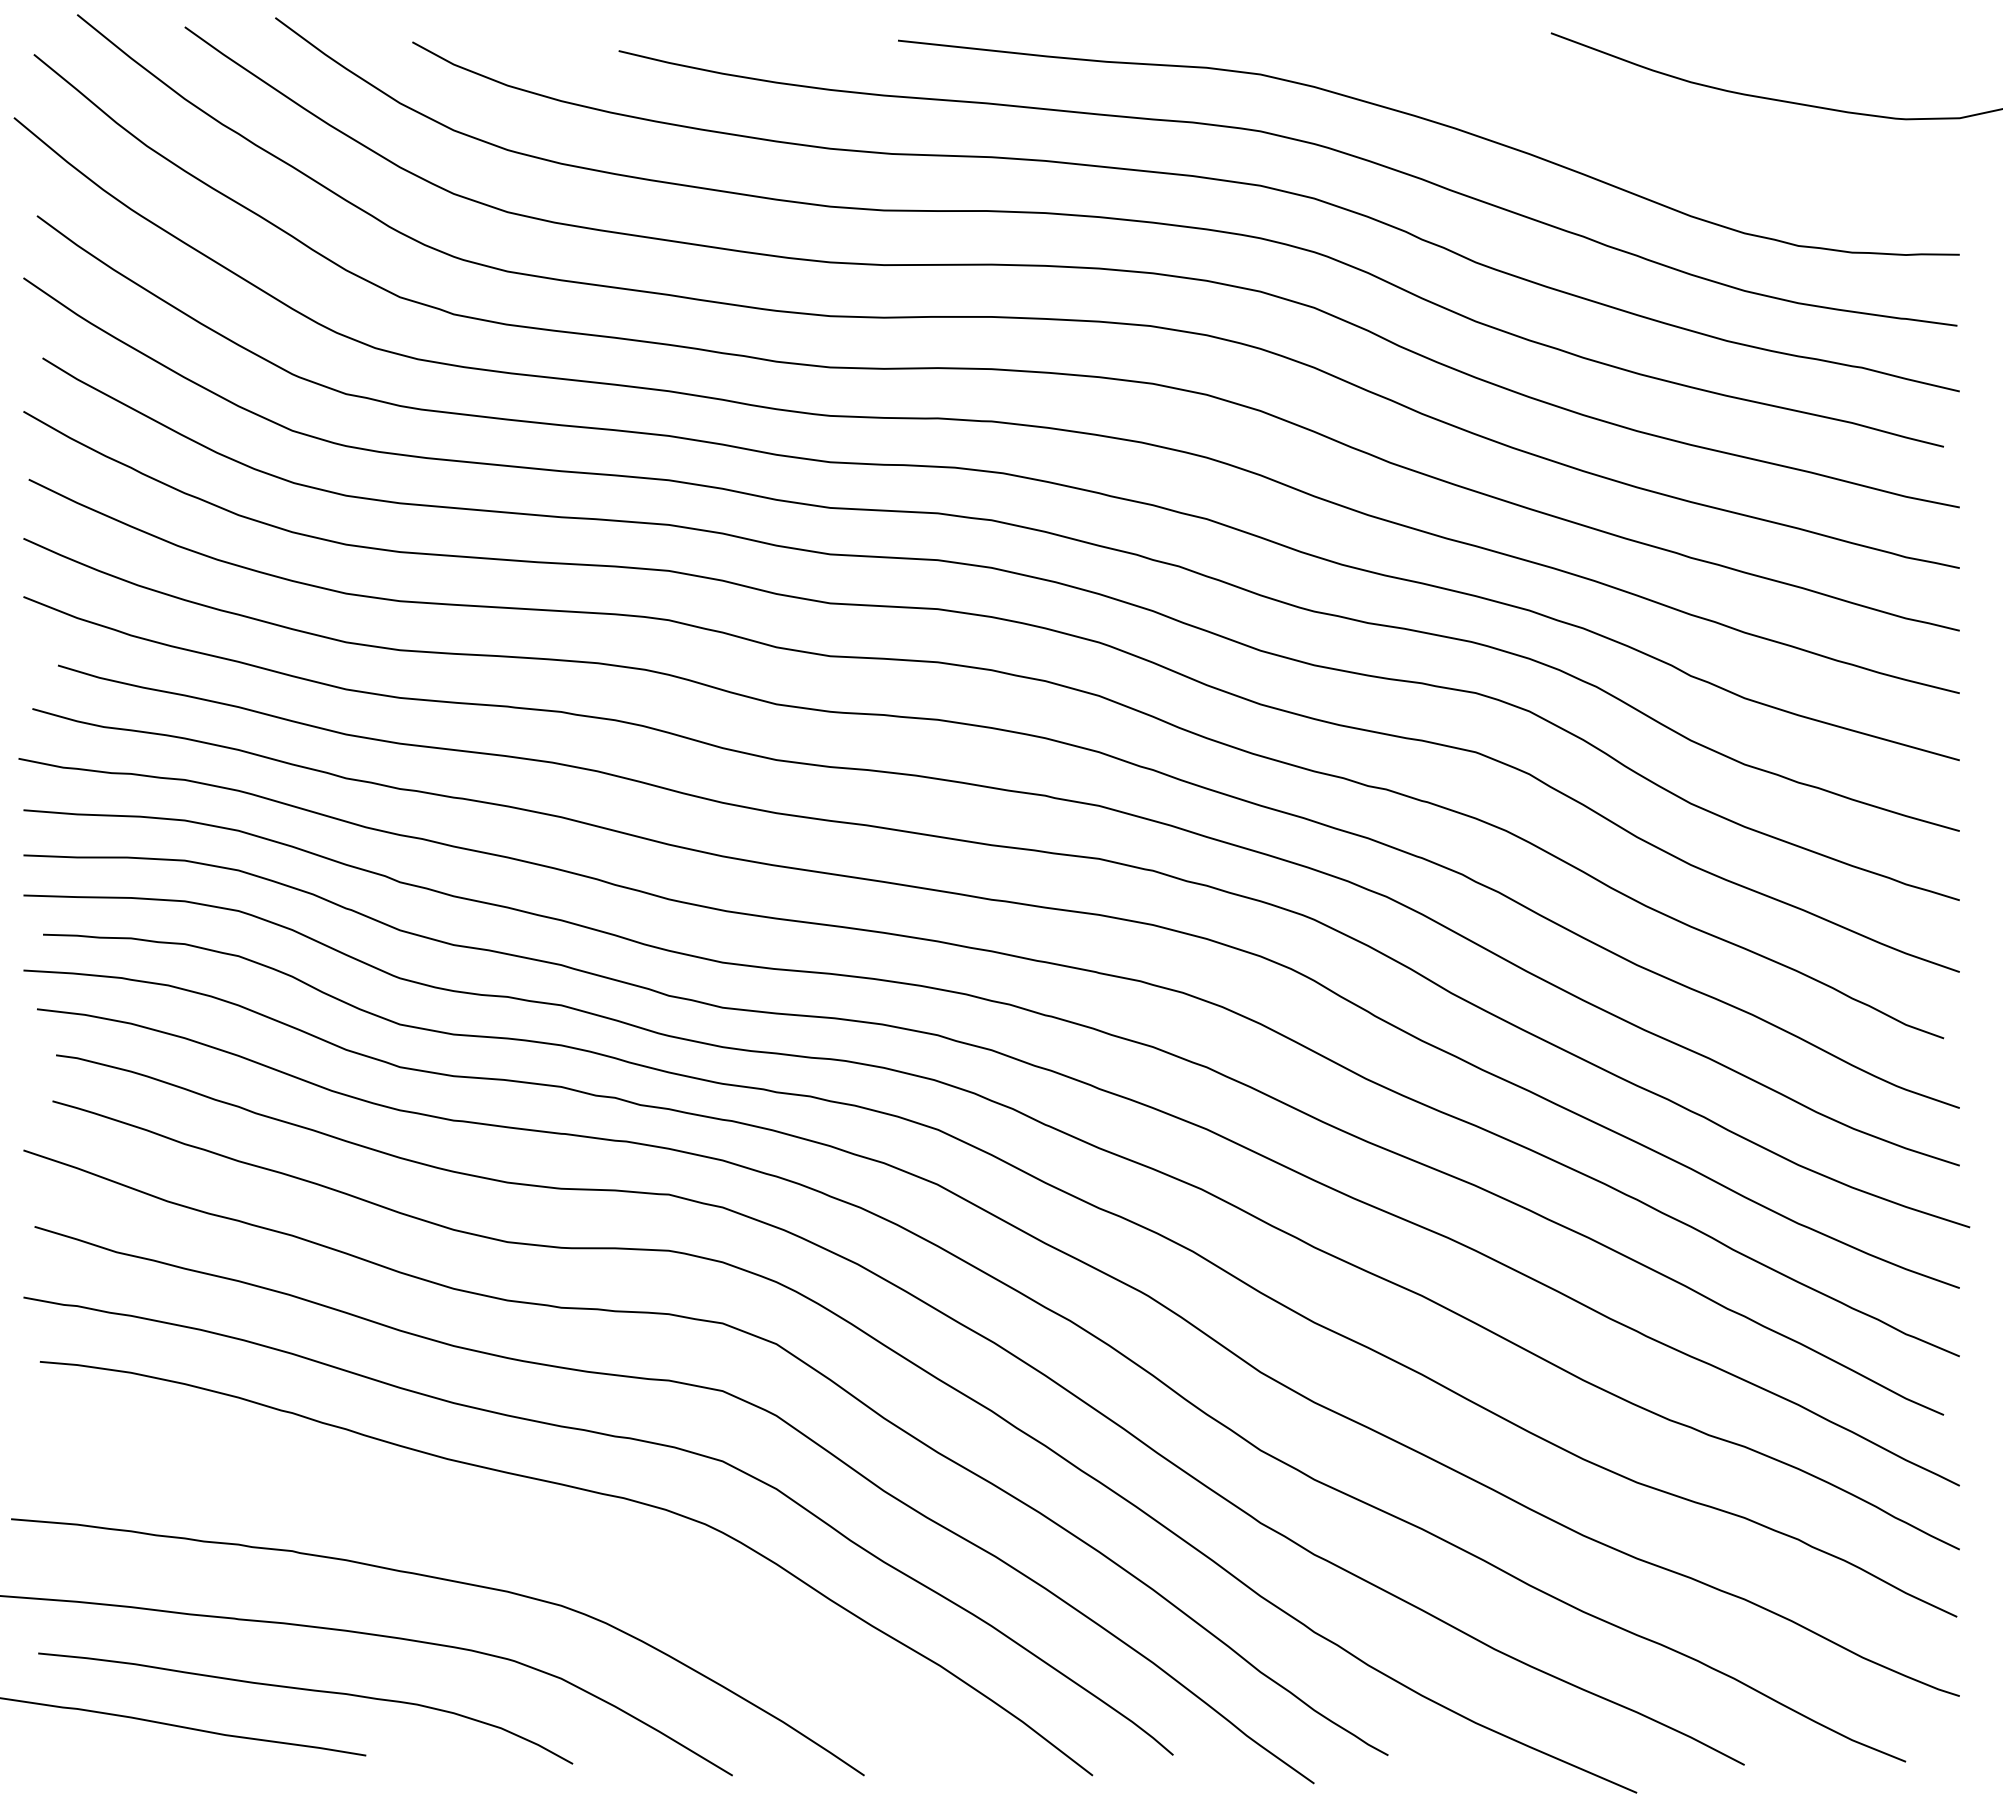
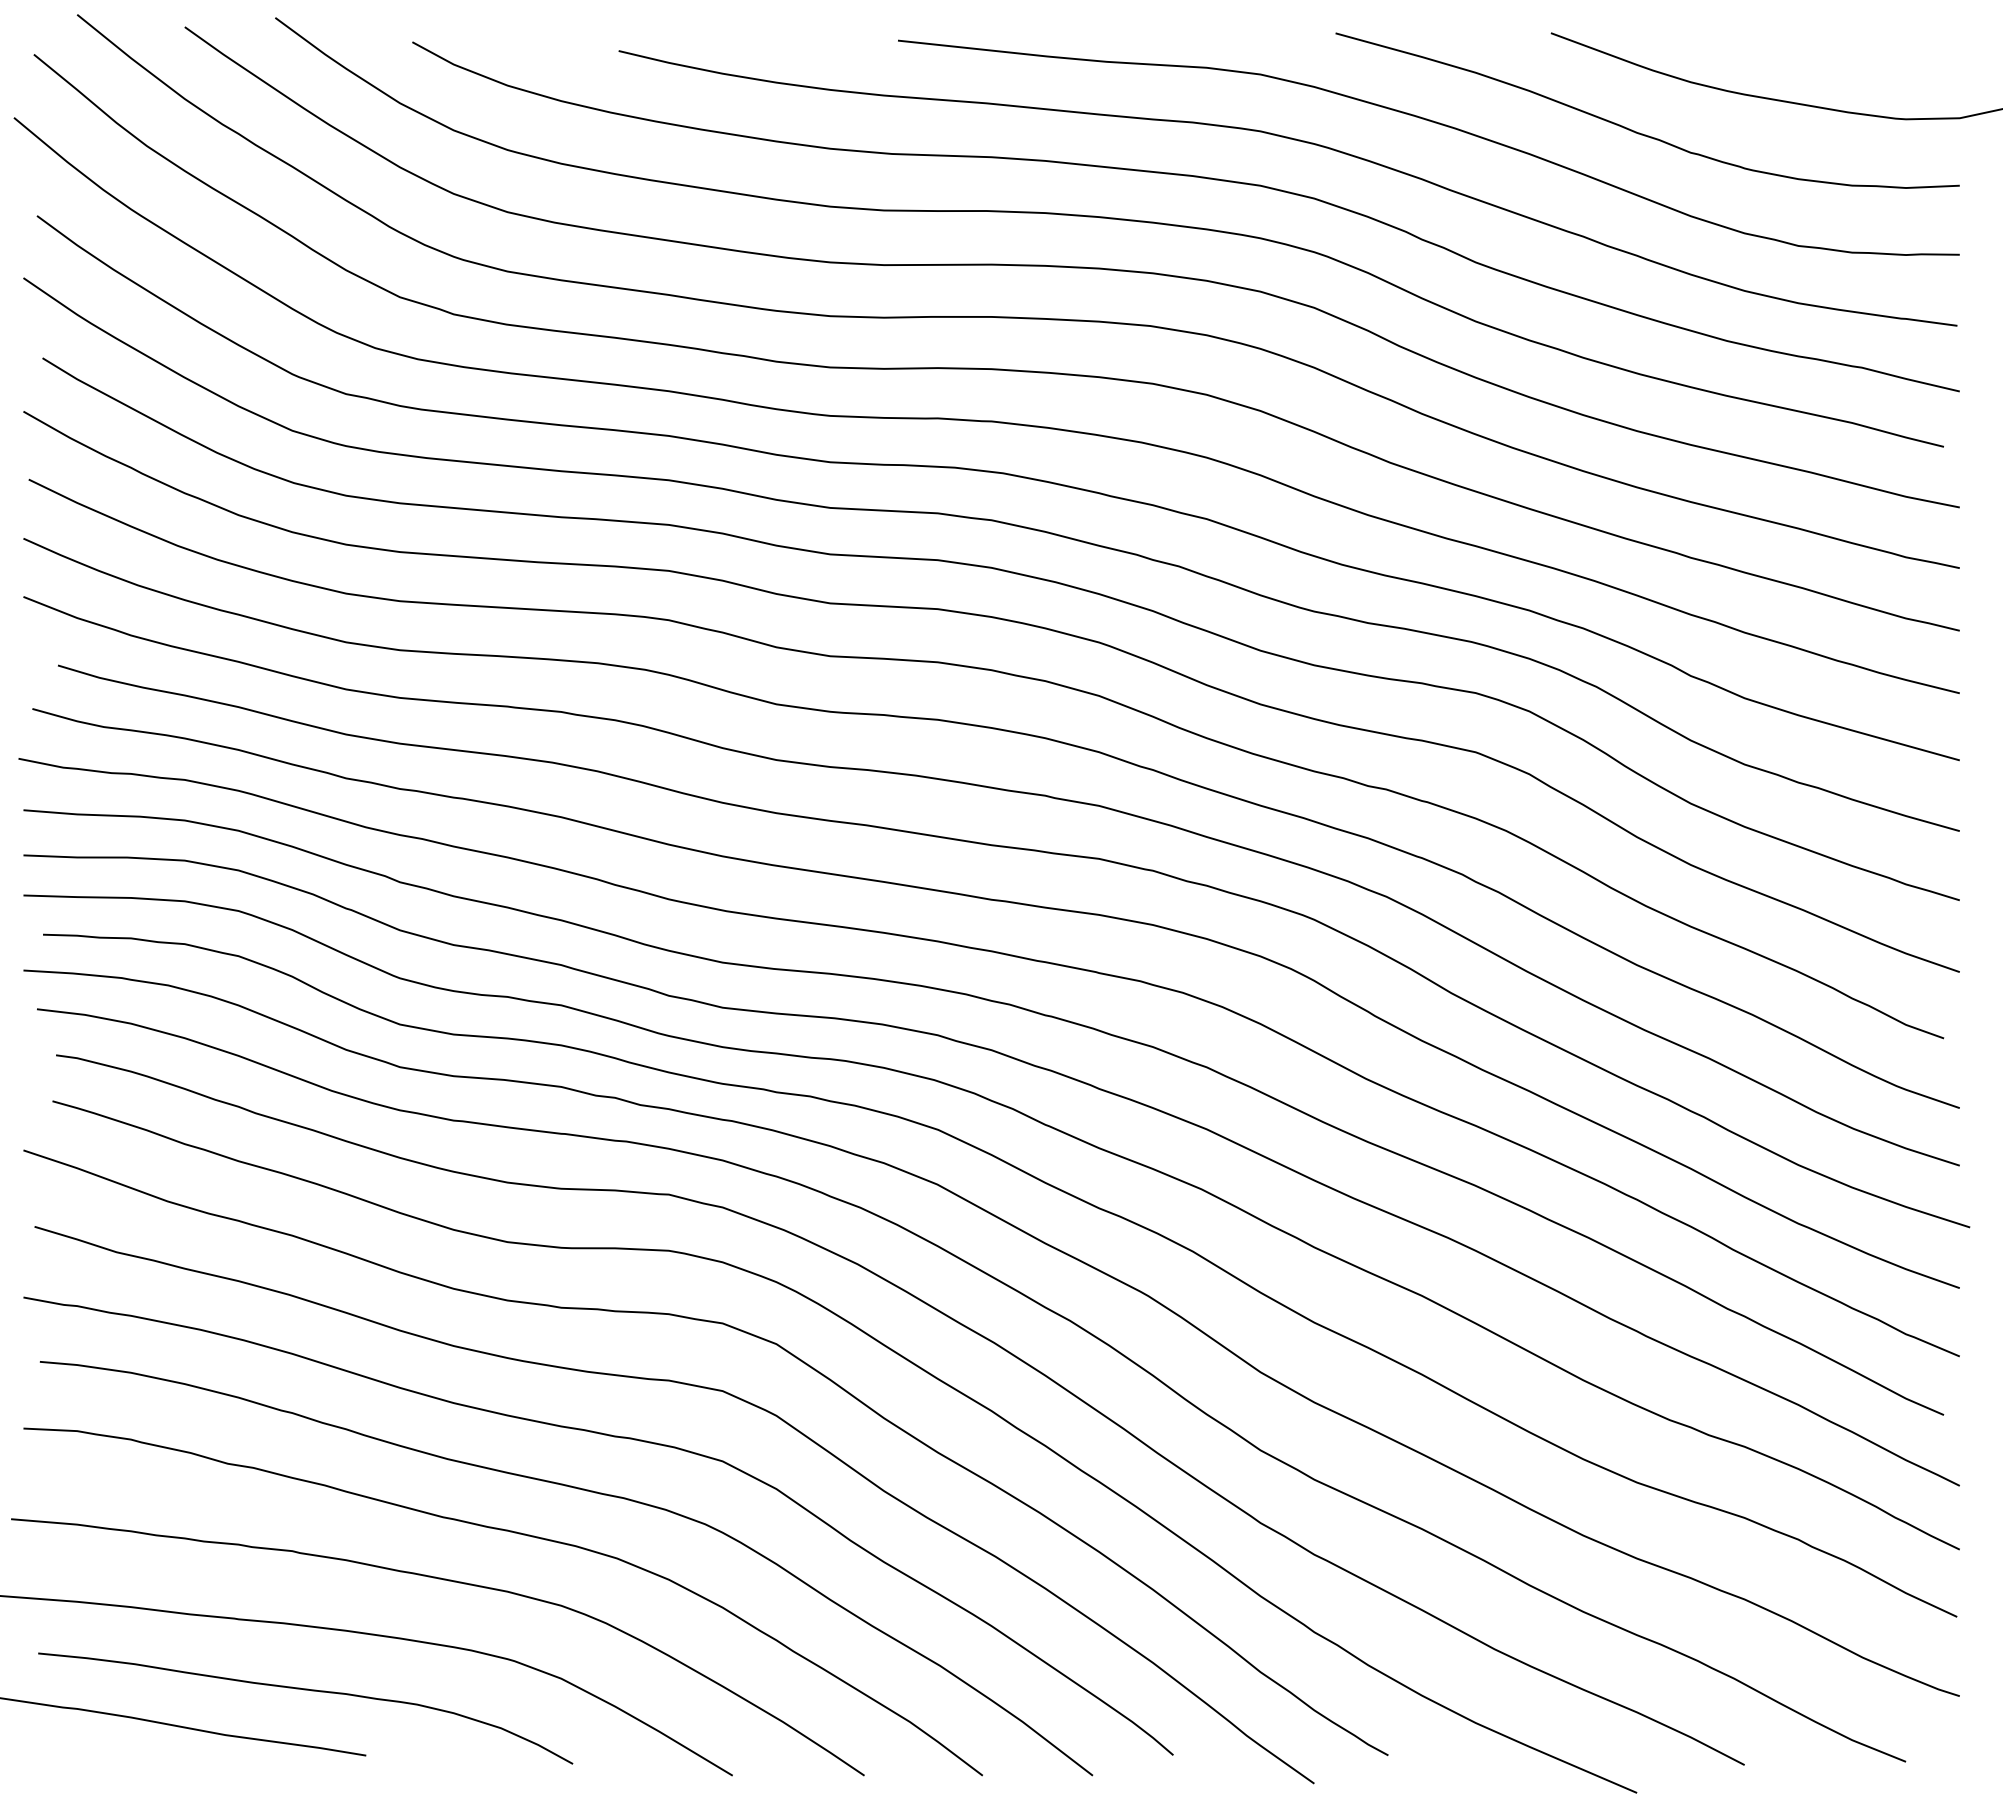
curve: none -> present (1639, 132)
curve: none -> present (518, 1534)
